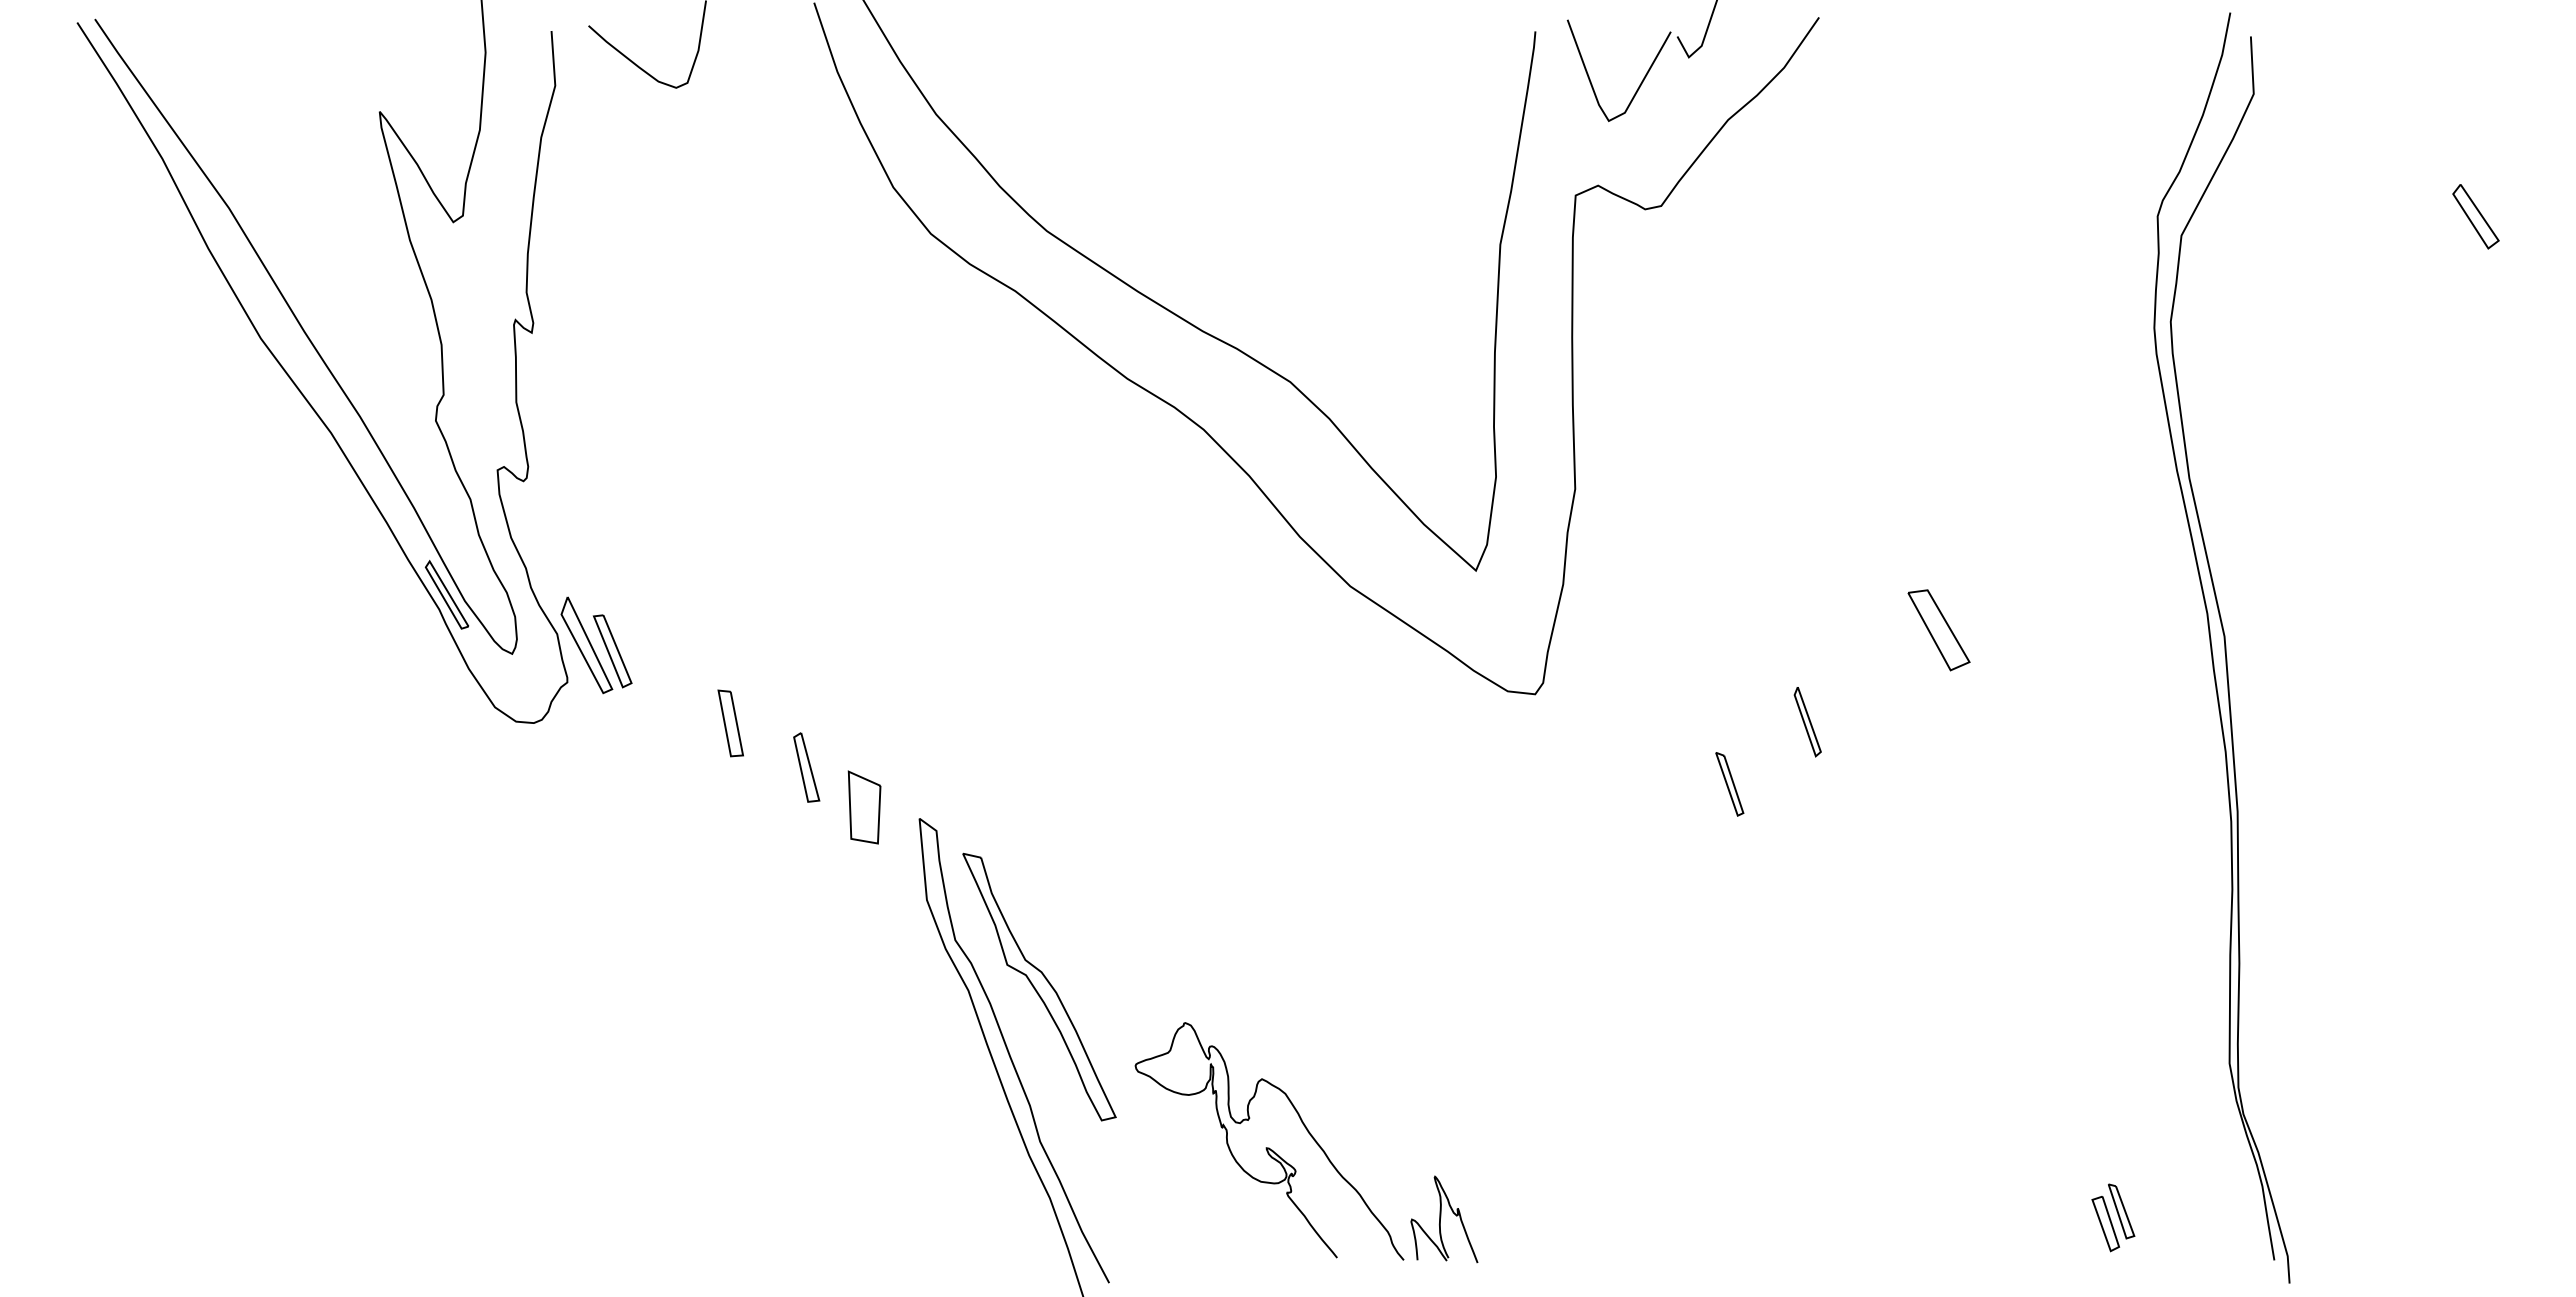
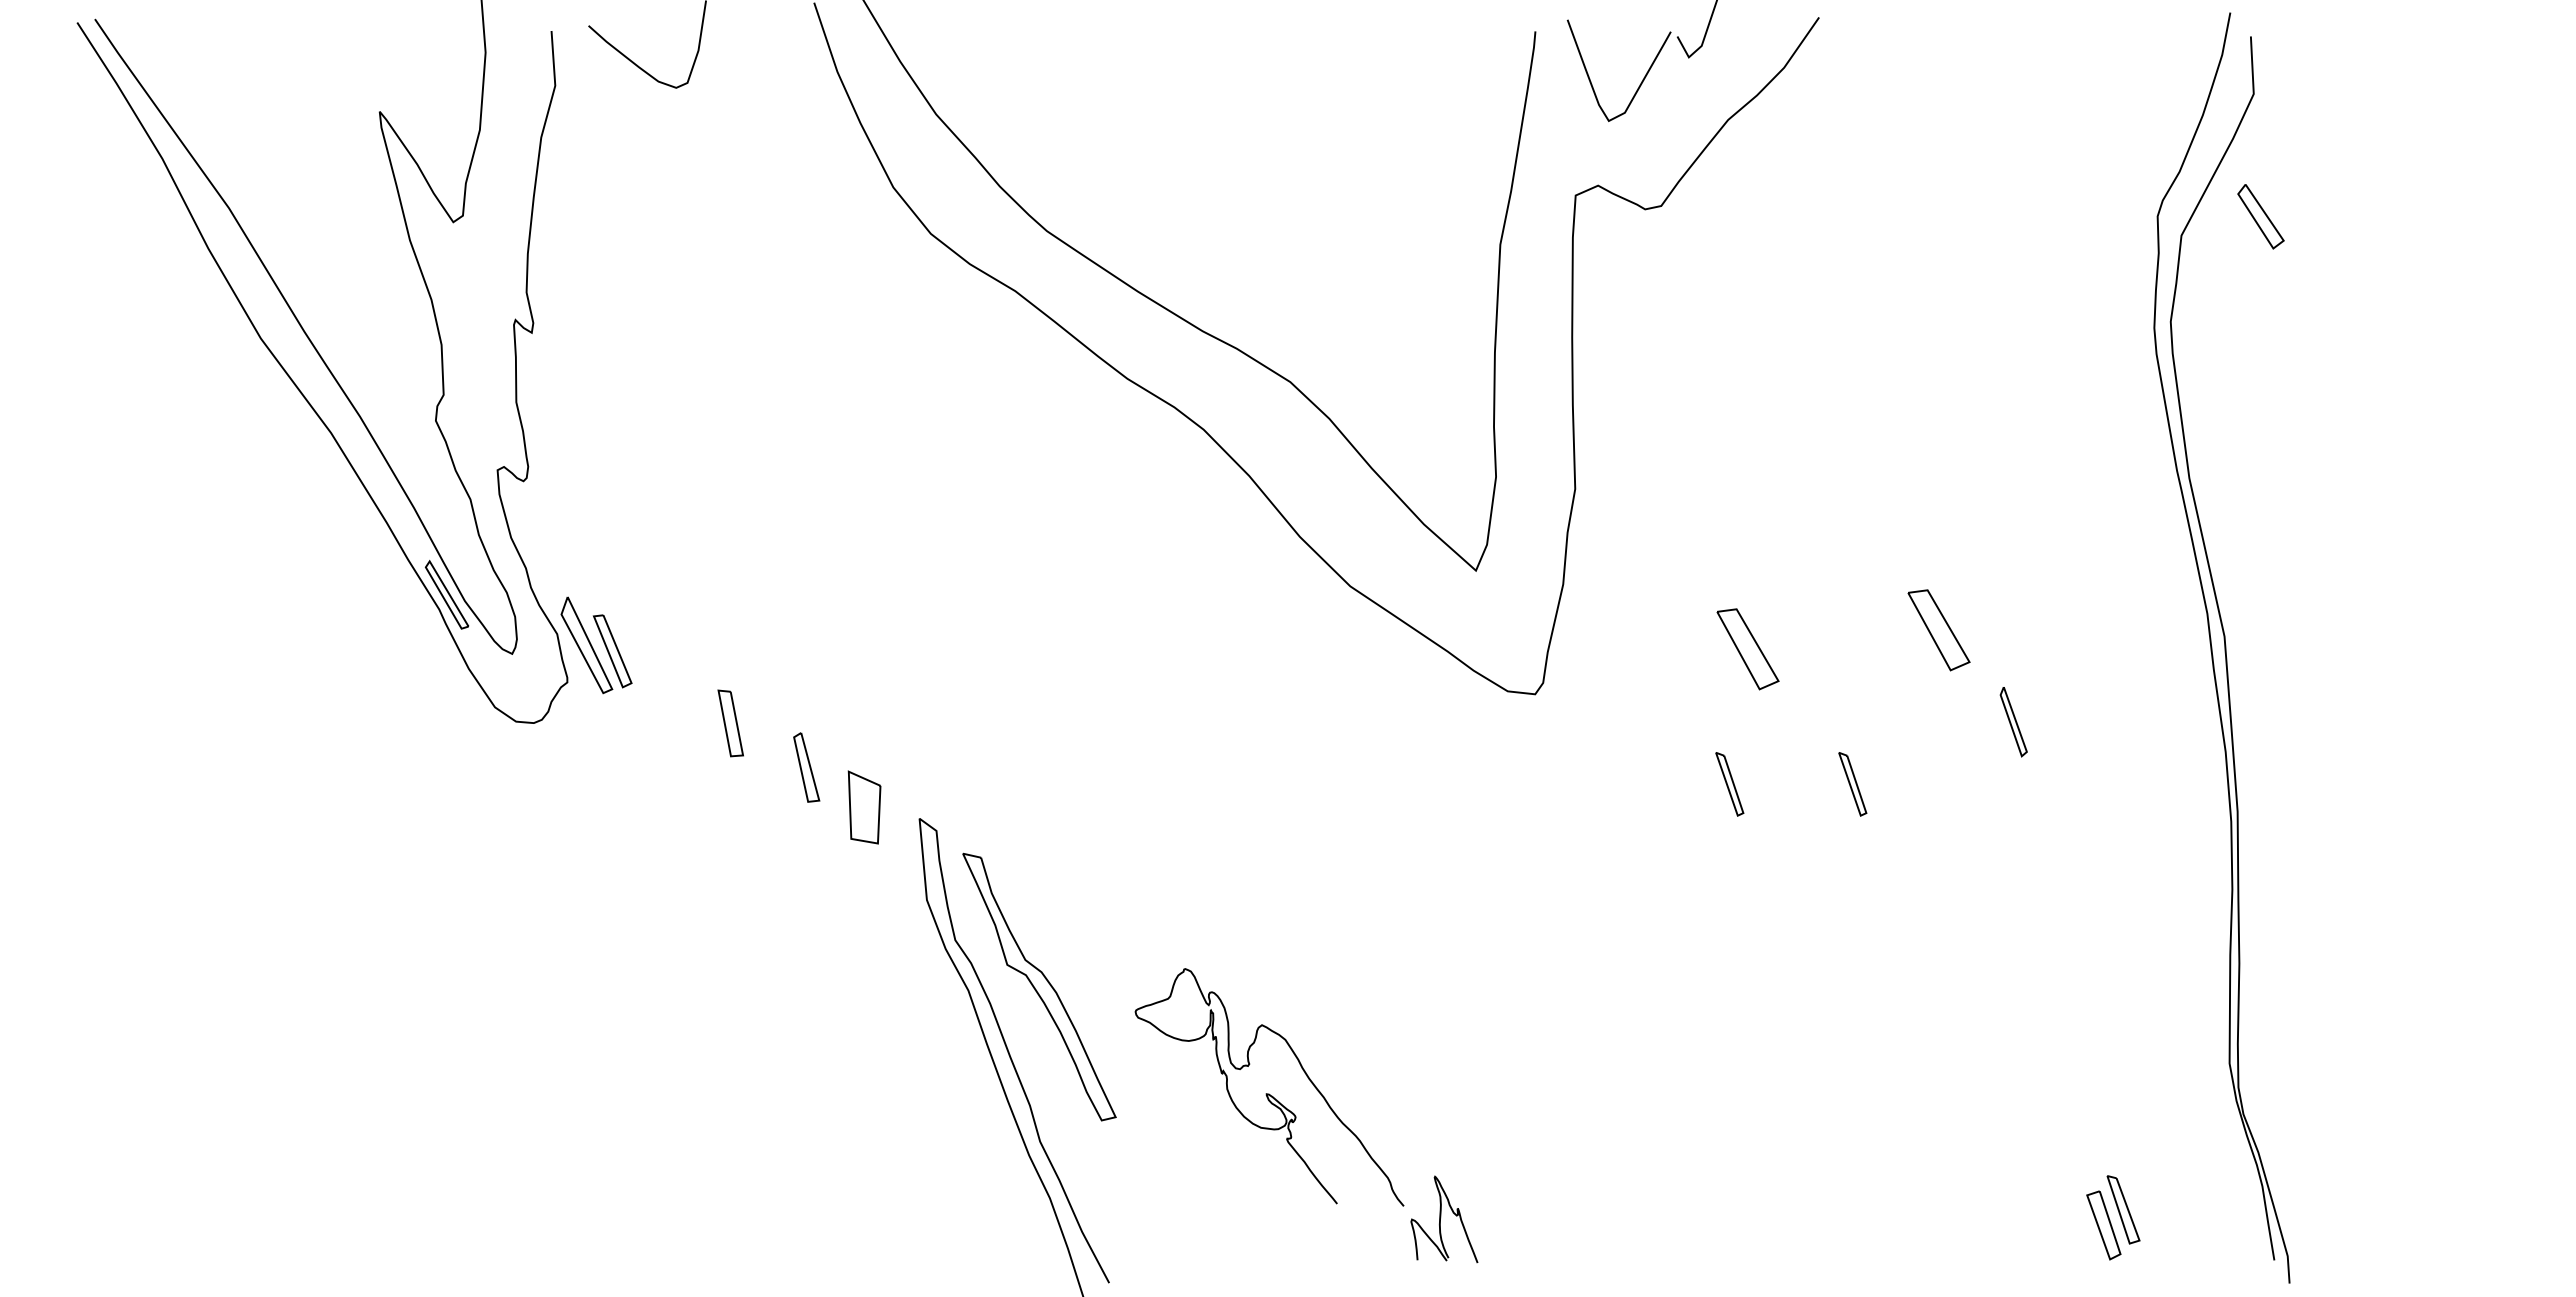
part position: (2475, 216) -> (2260, 216) (2260, 216)
part: none -> present (1747, 649)
part position: (1807, 722) -> (2013, 722) (2013, 722)
part: none -> present (1852, 784)
curve position: (1269, 1147) -> (1269, 1093) (1269, 1093)
part size: 45x70 px -> 55x86 px (2113, 1217)
